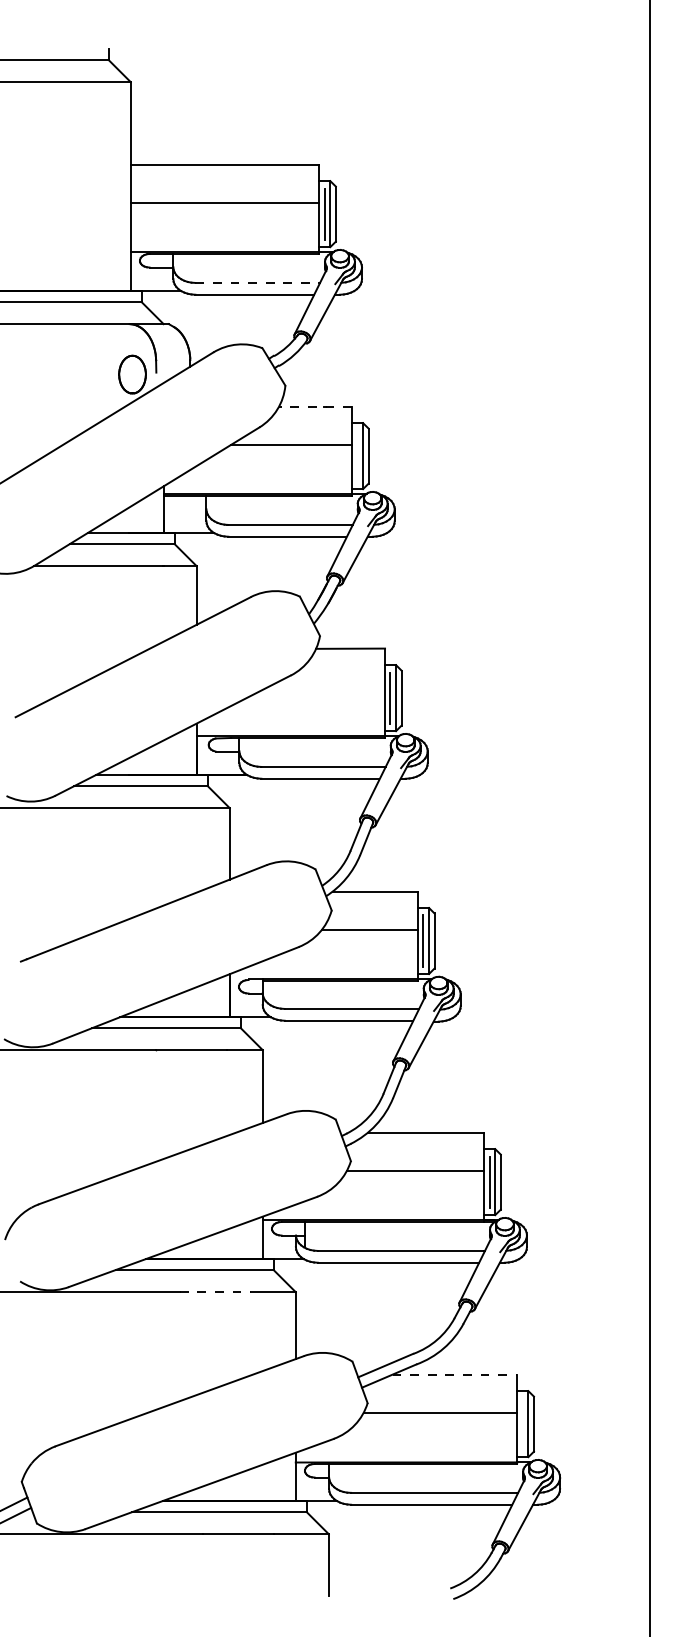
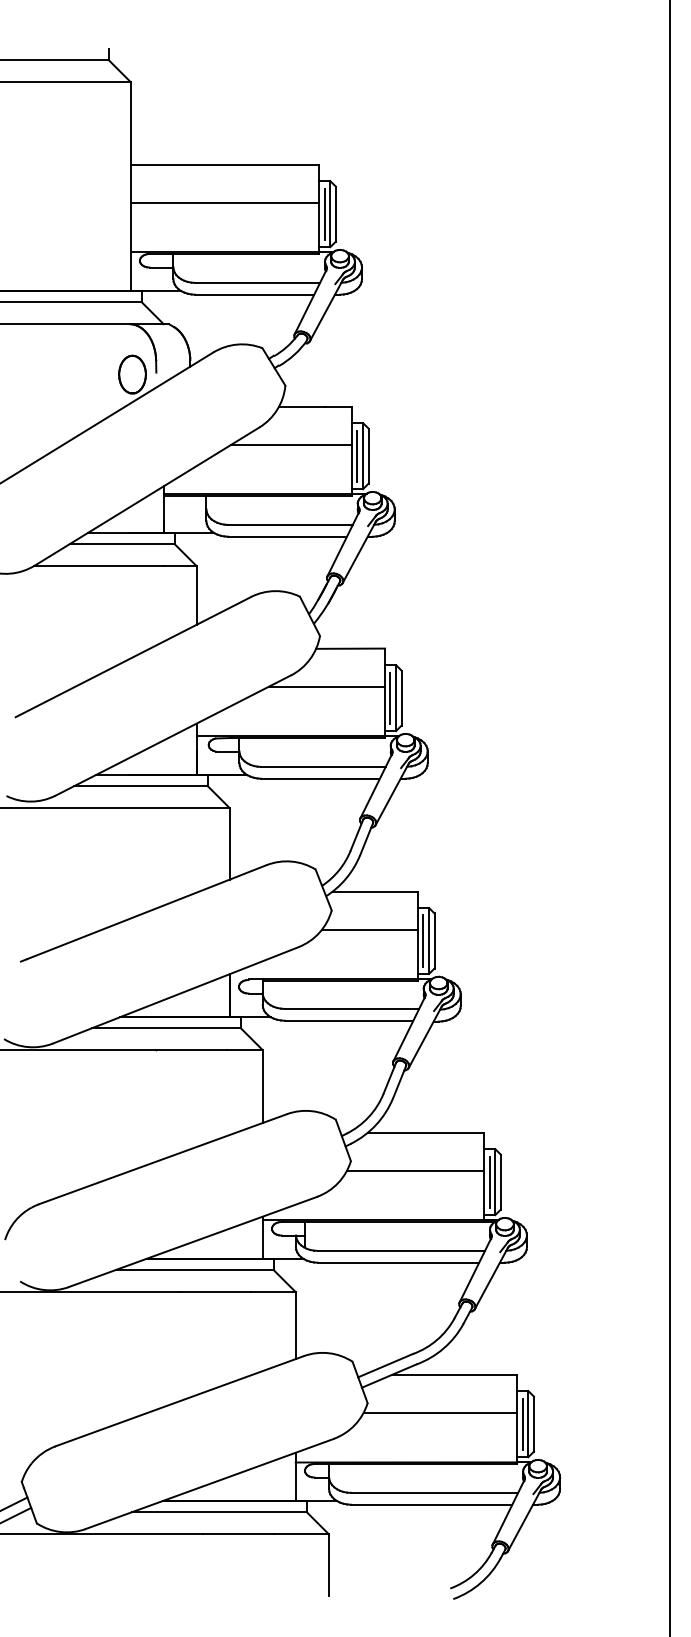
line: dashed -> solid (258, 282)
line: dashed -> solid (315, 406)
line: none -> present (357, 455)
line: none -> present (326, 686)
line position: (650, 817) -> (670, 817) (670, 817)
line: dashed -> solid (215, 1292)
line: dashed -> solid (455, 1374)
line: none -> present (522, 1423)
